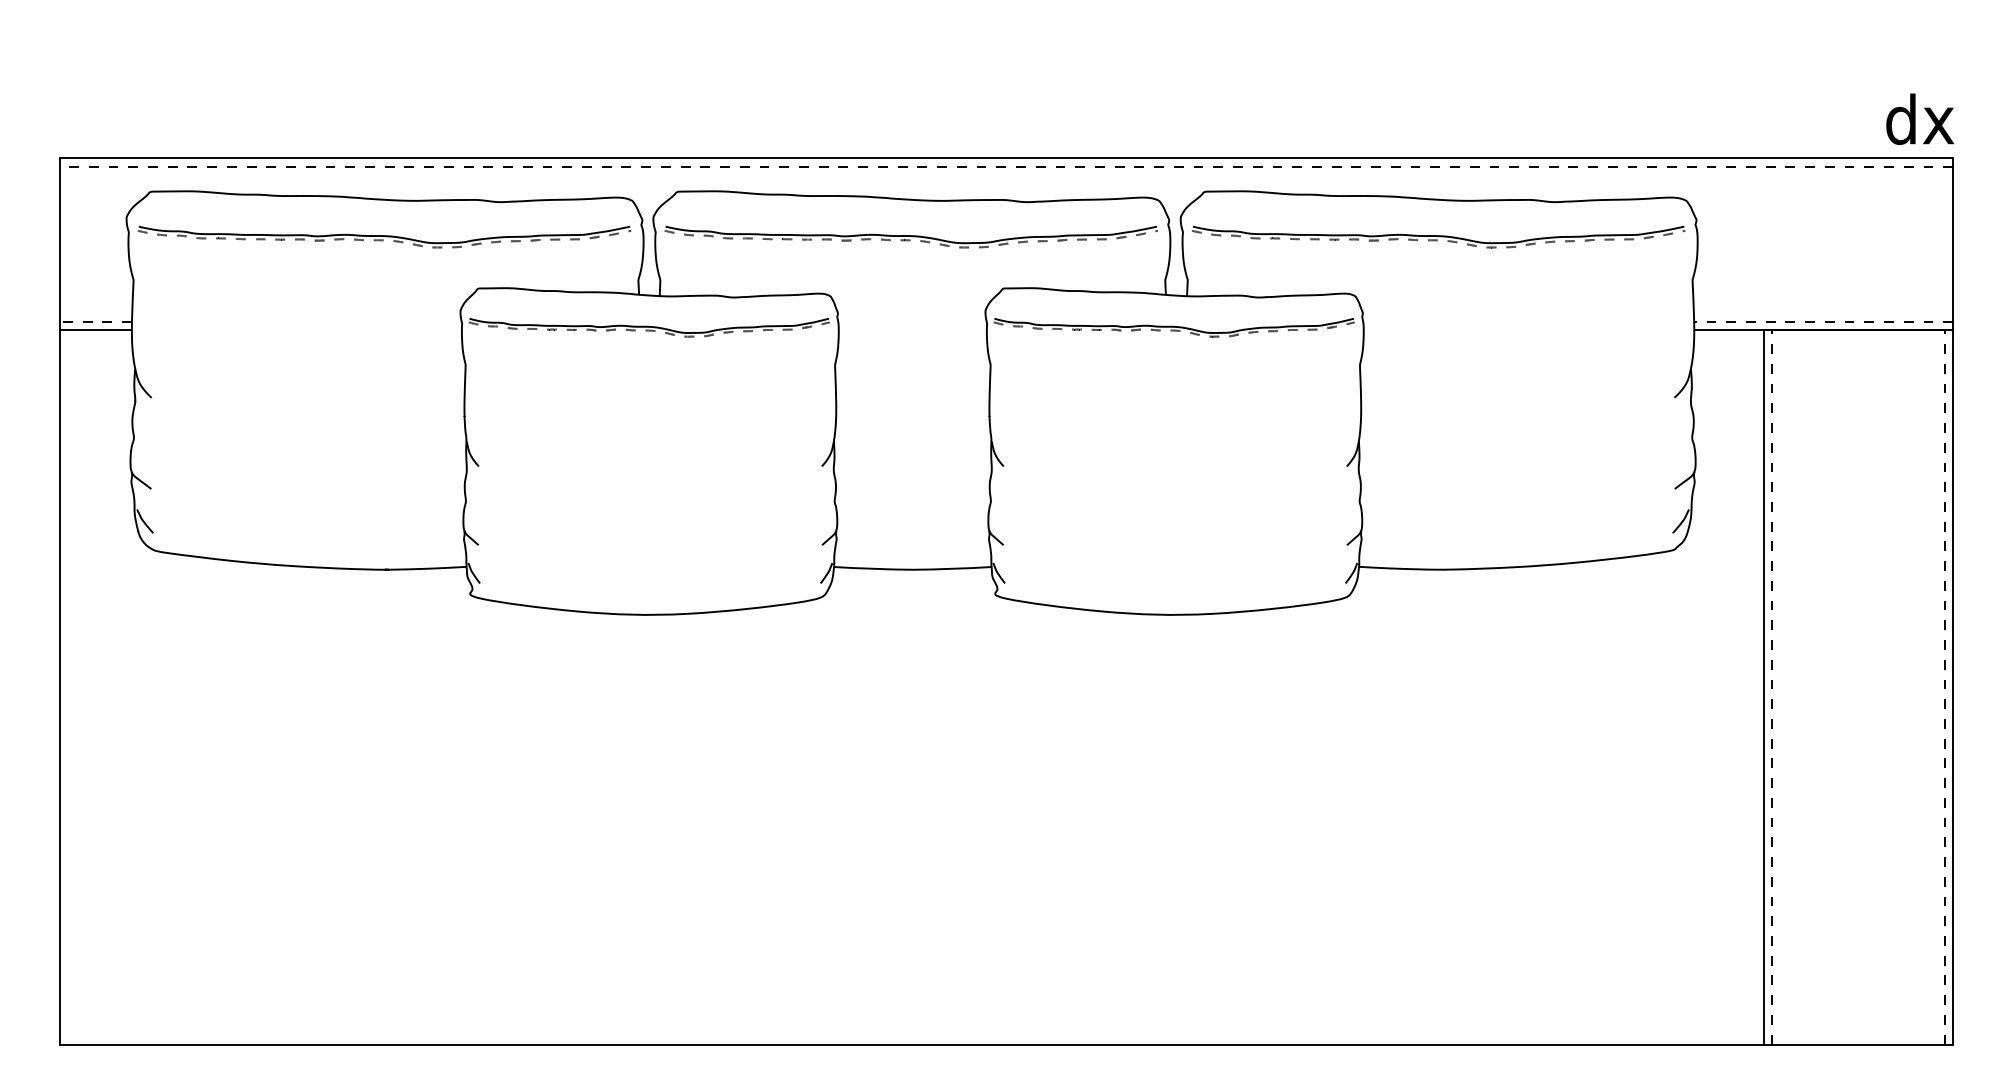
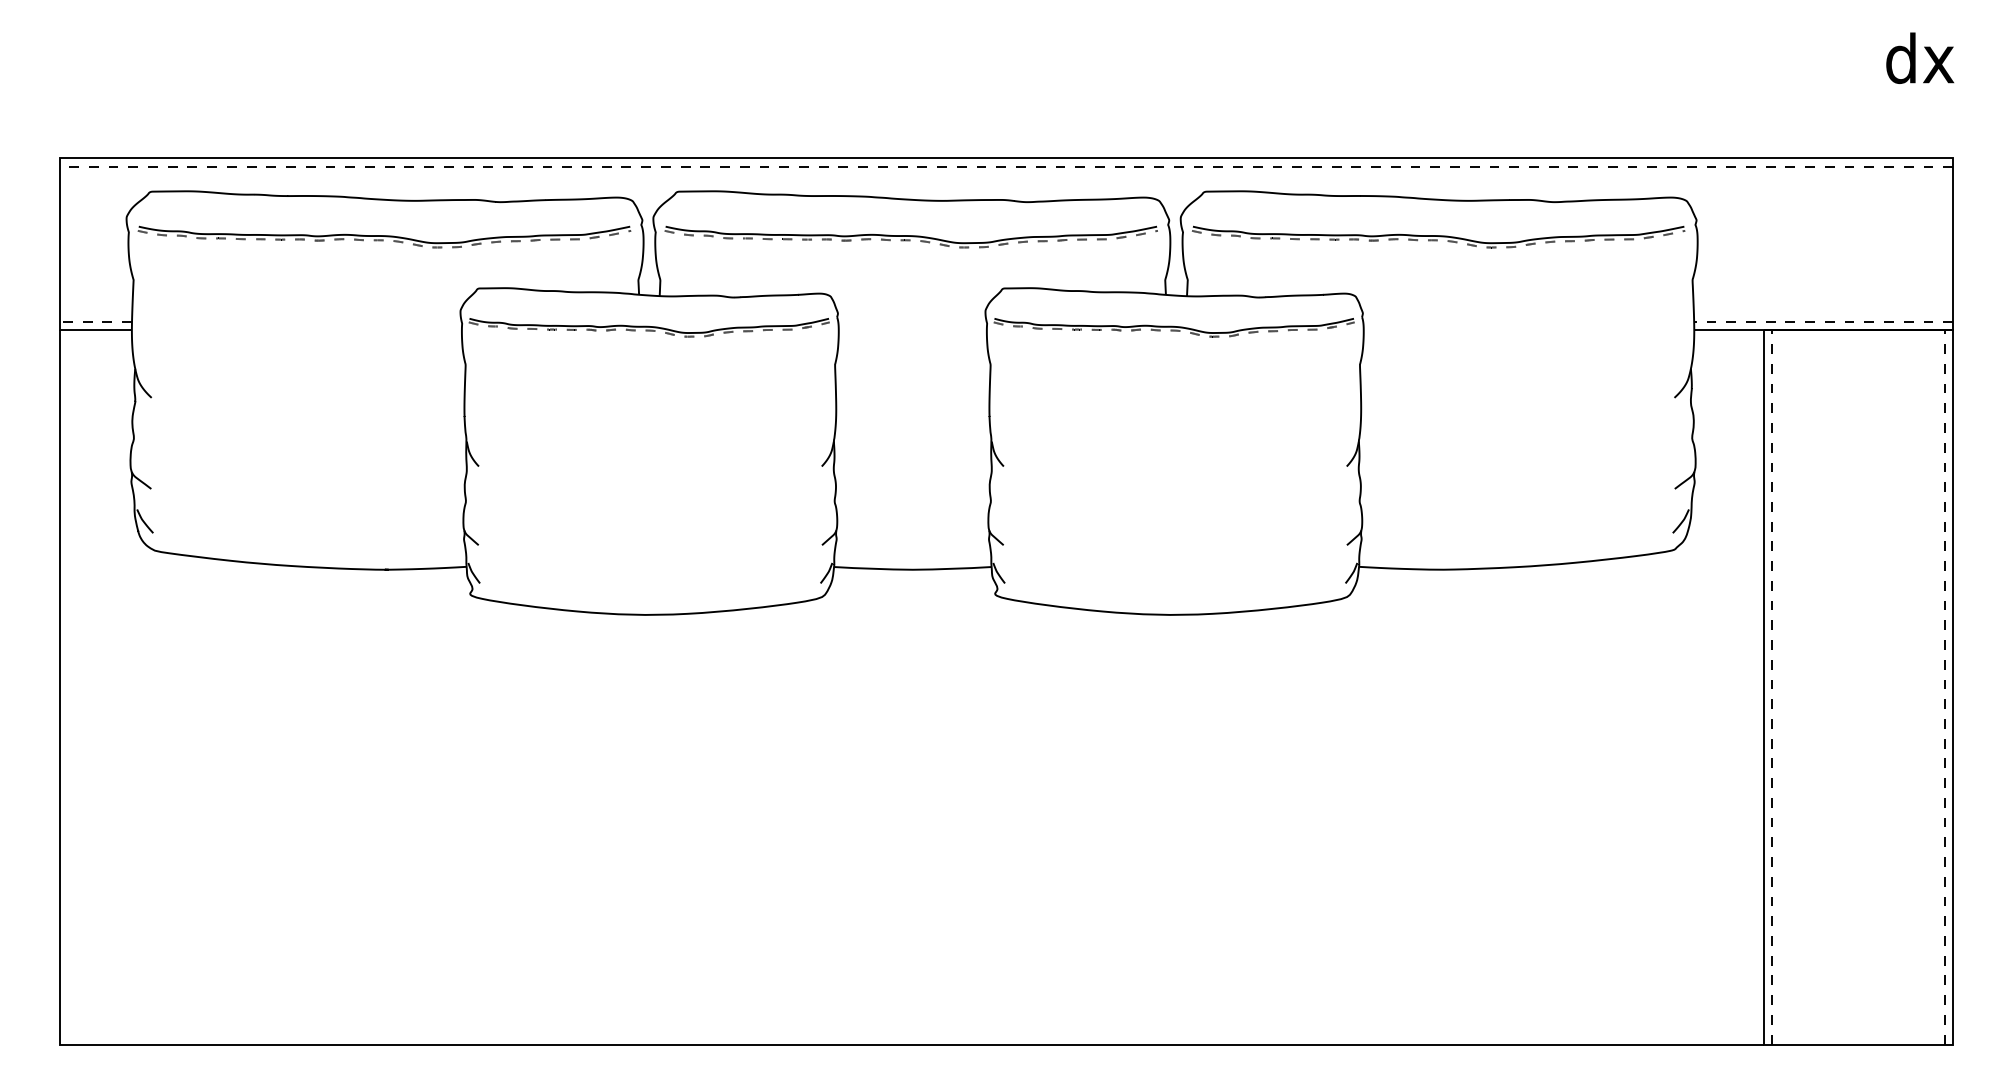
text position: (1920, 118) -> (1920, 57) (1920, 57)
